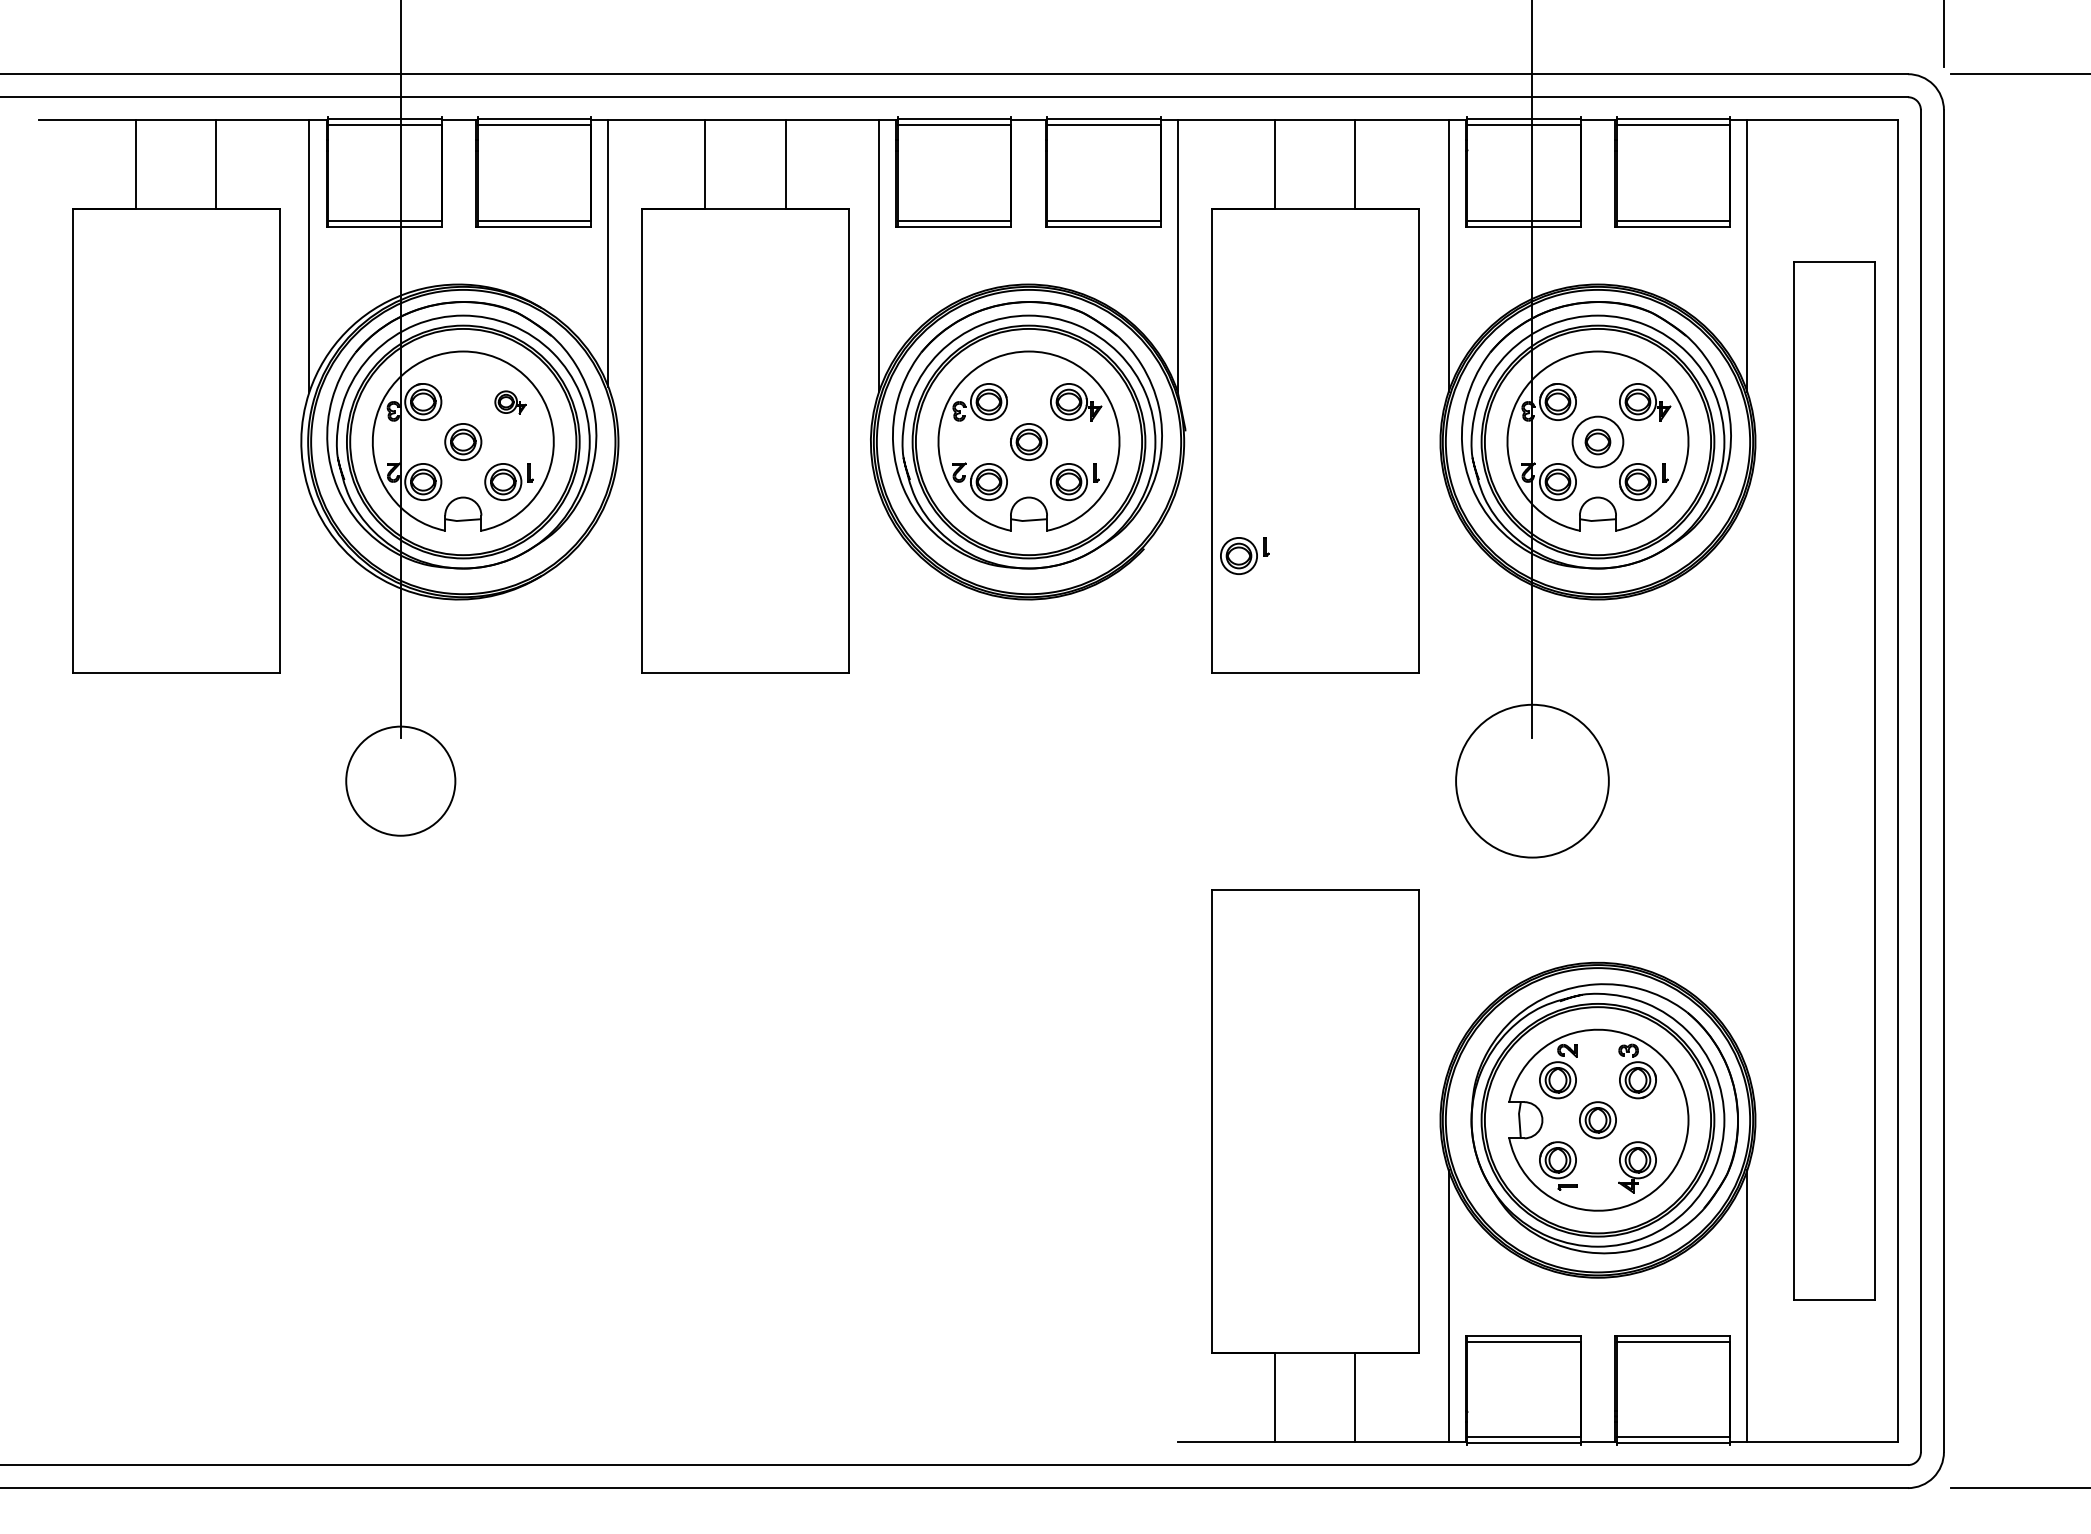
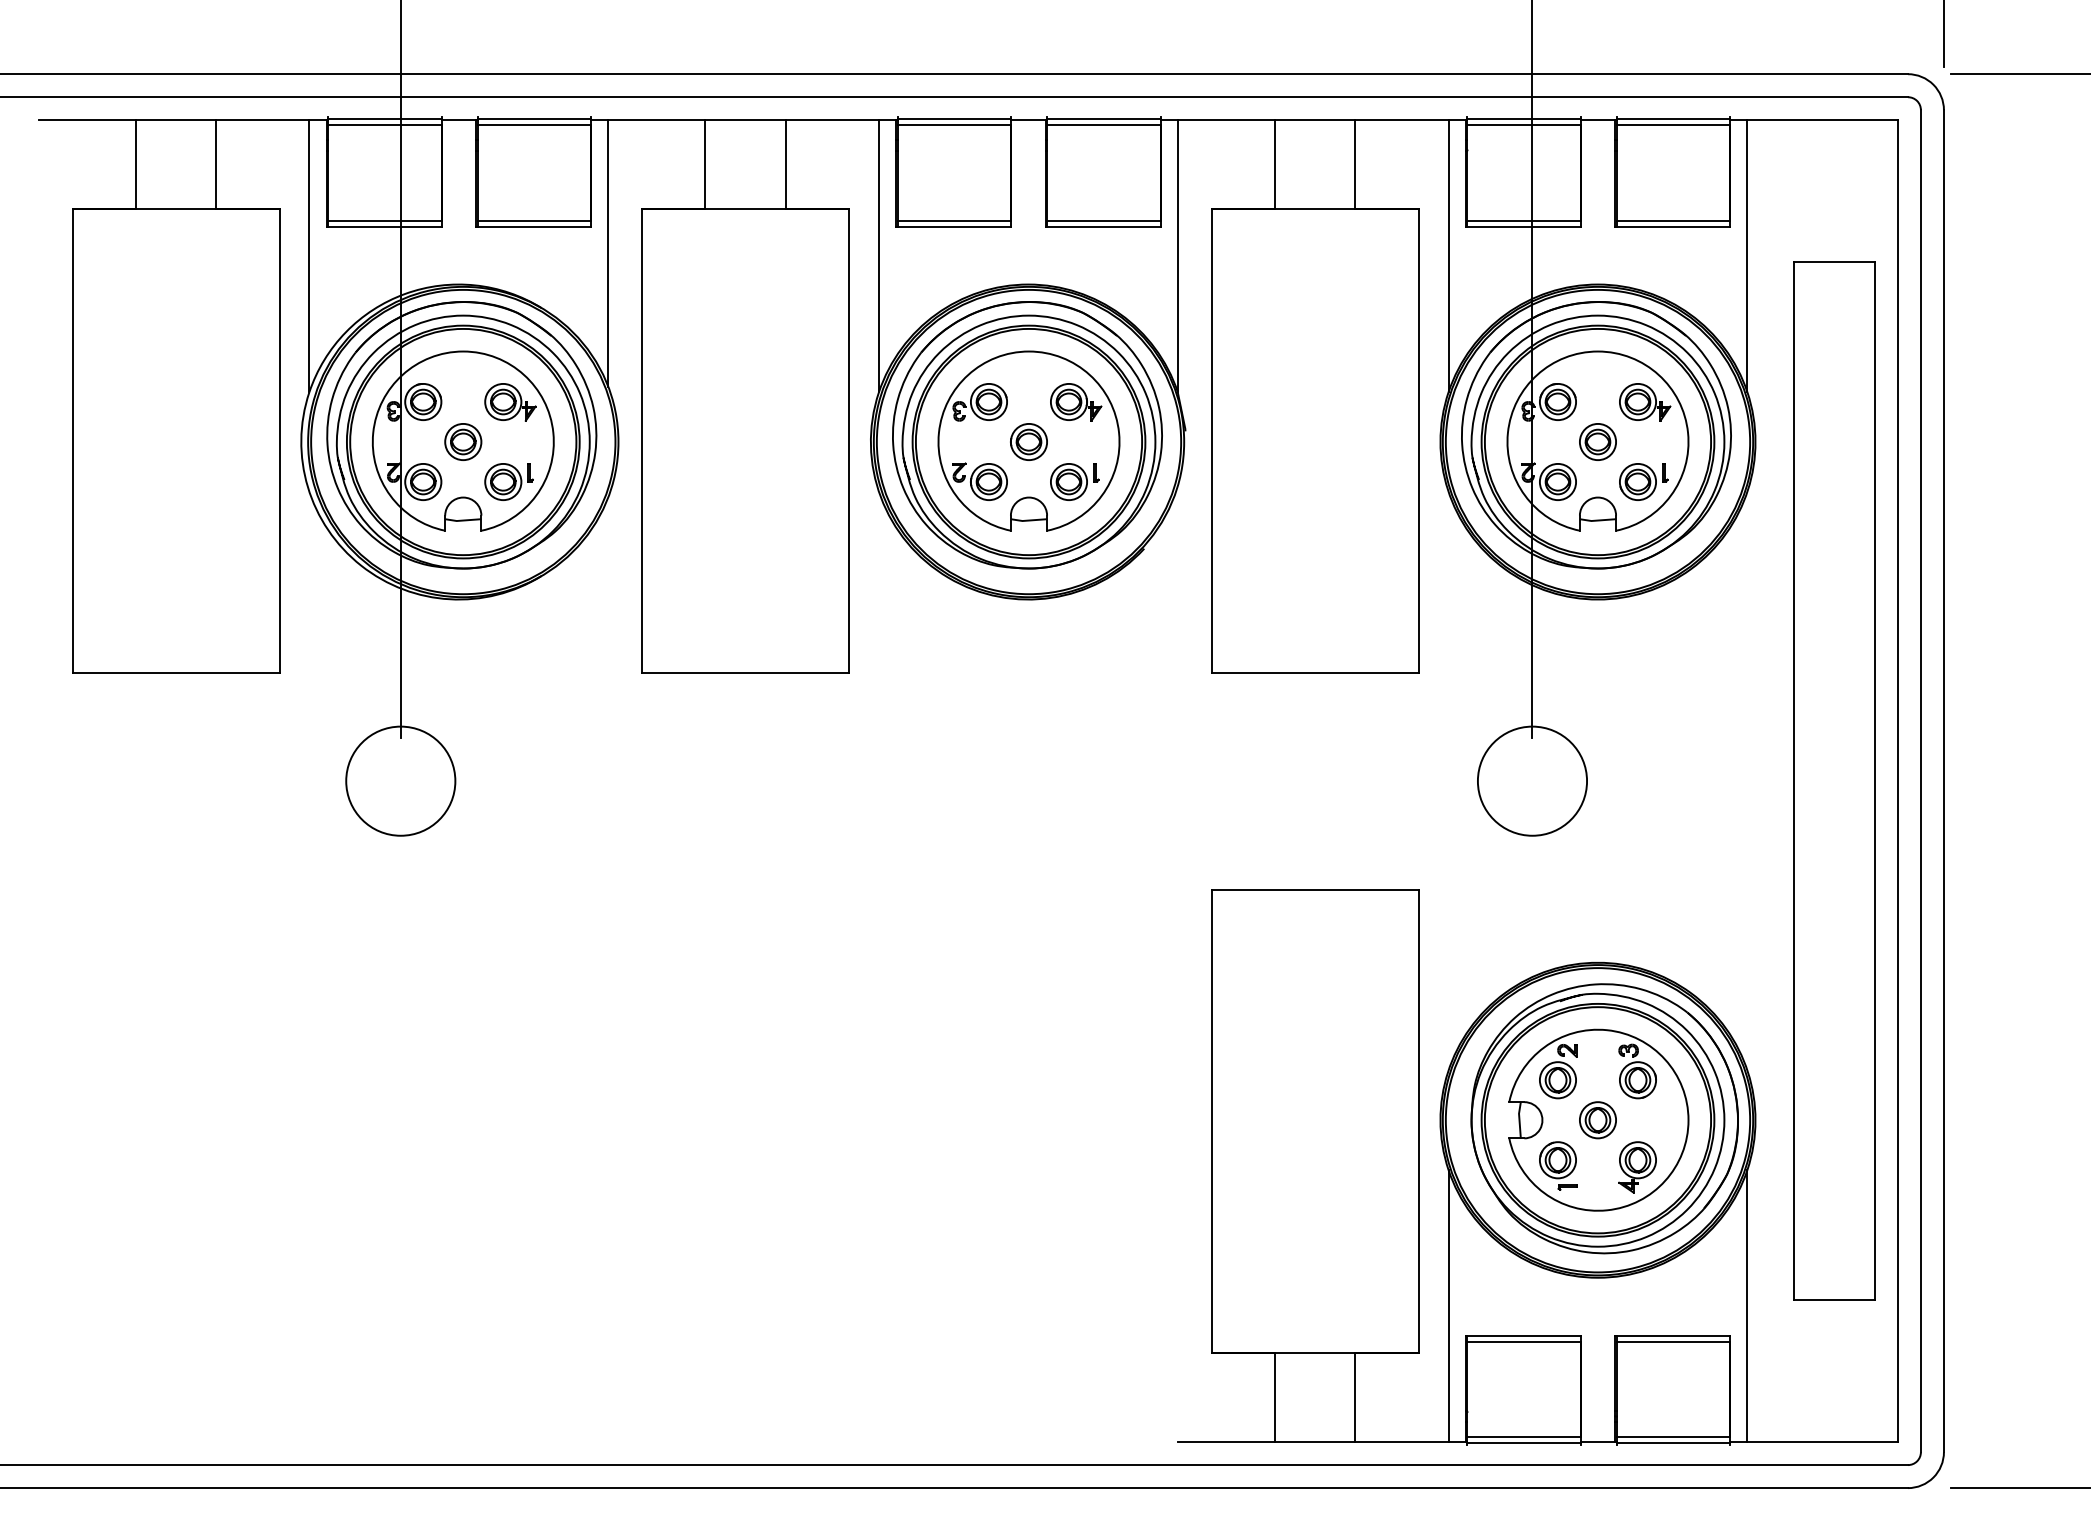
part size: 33x25 px -> 53x39 px (510, 402)
circle diameter: 51 px -> 36 px (1597, 441)
part: present -> none (1244, 555)
circle diameter: 153 px -> 109 px (1532, 780)
